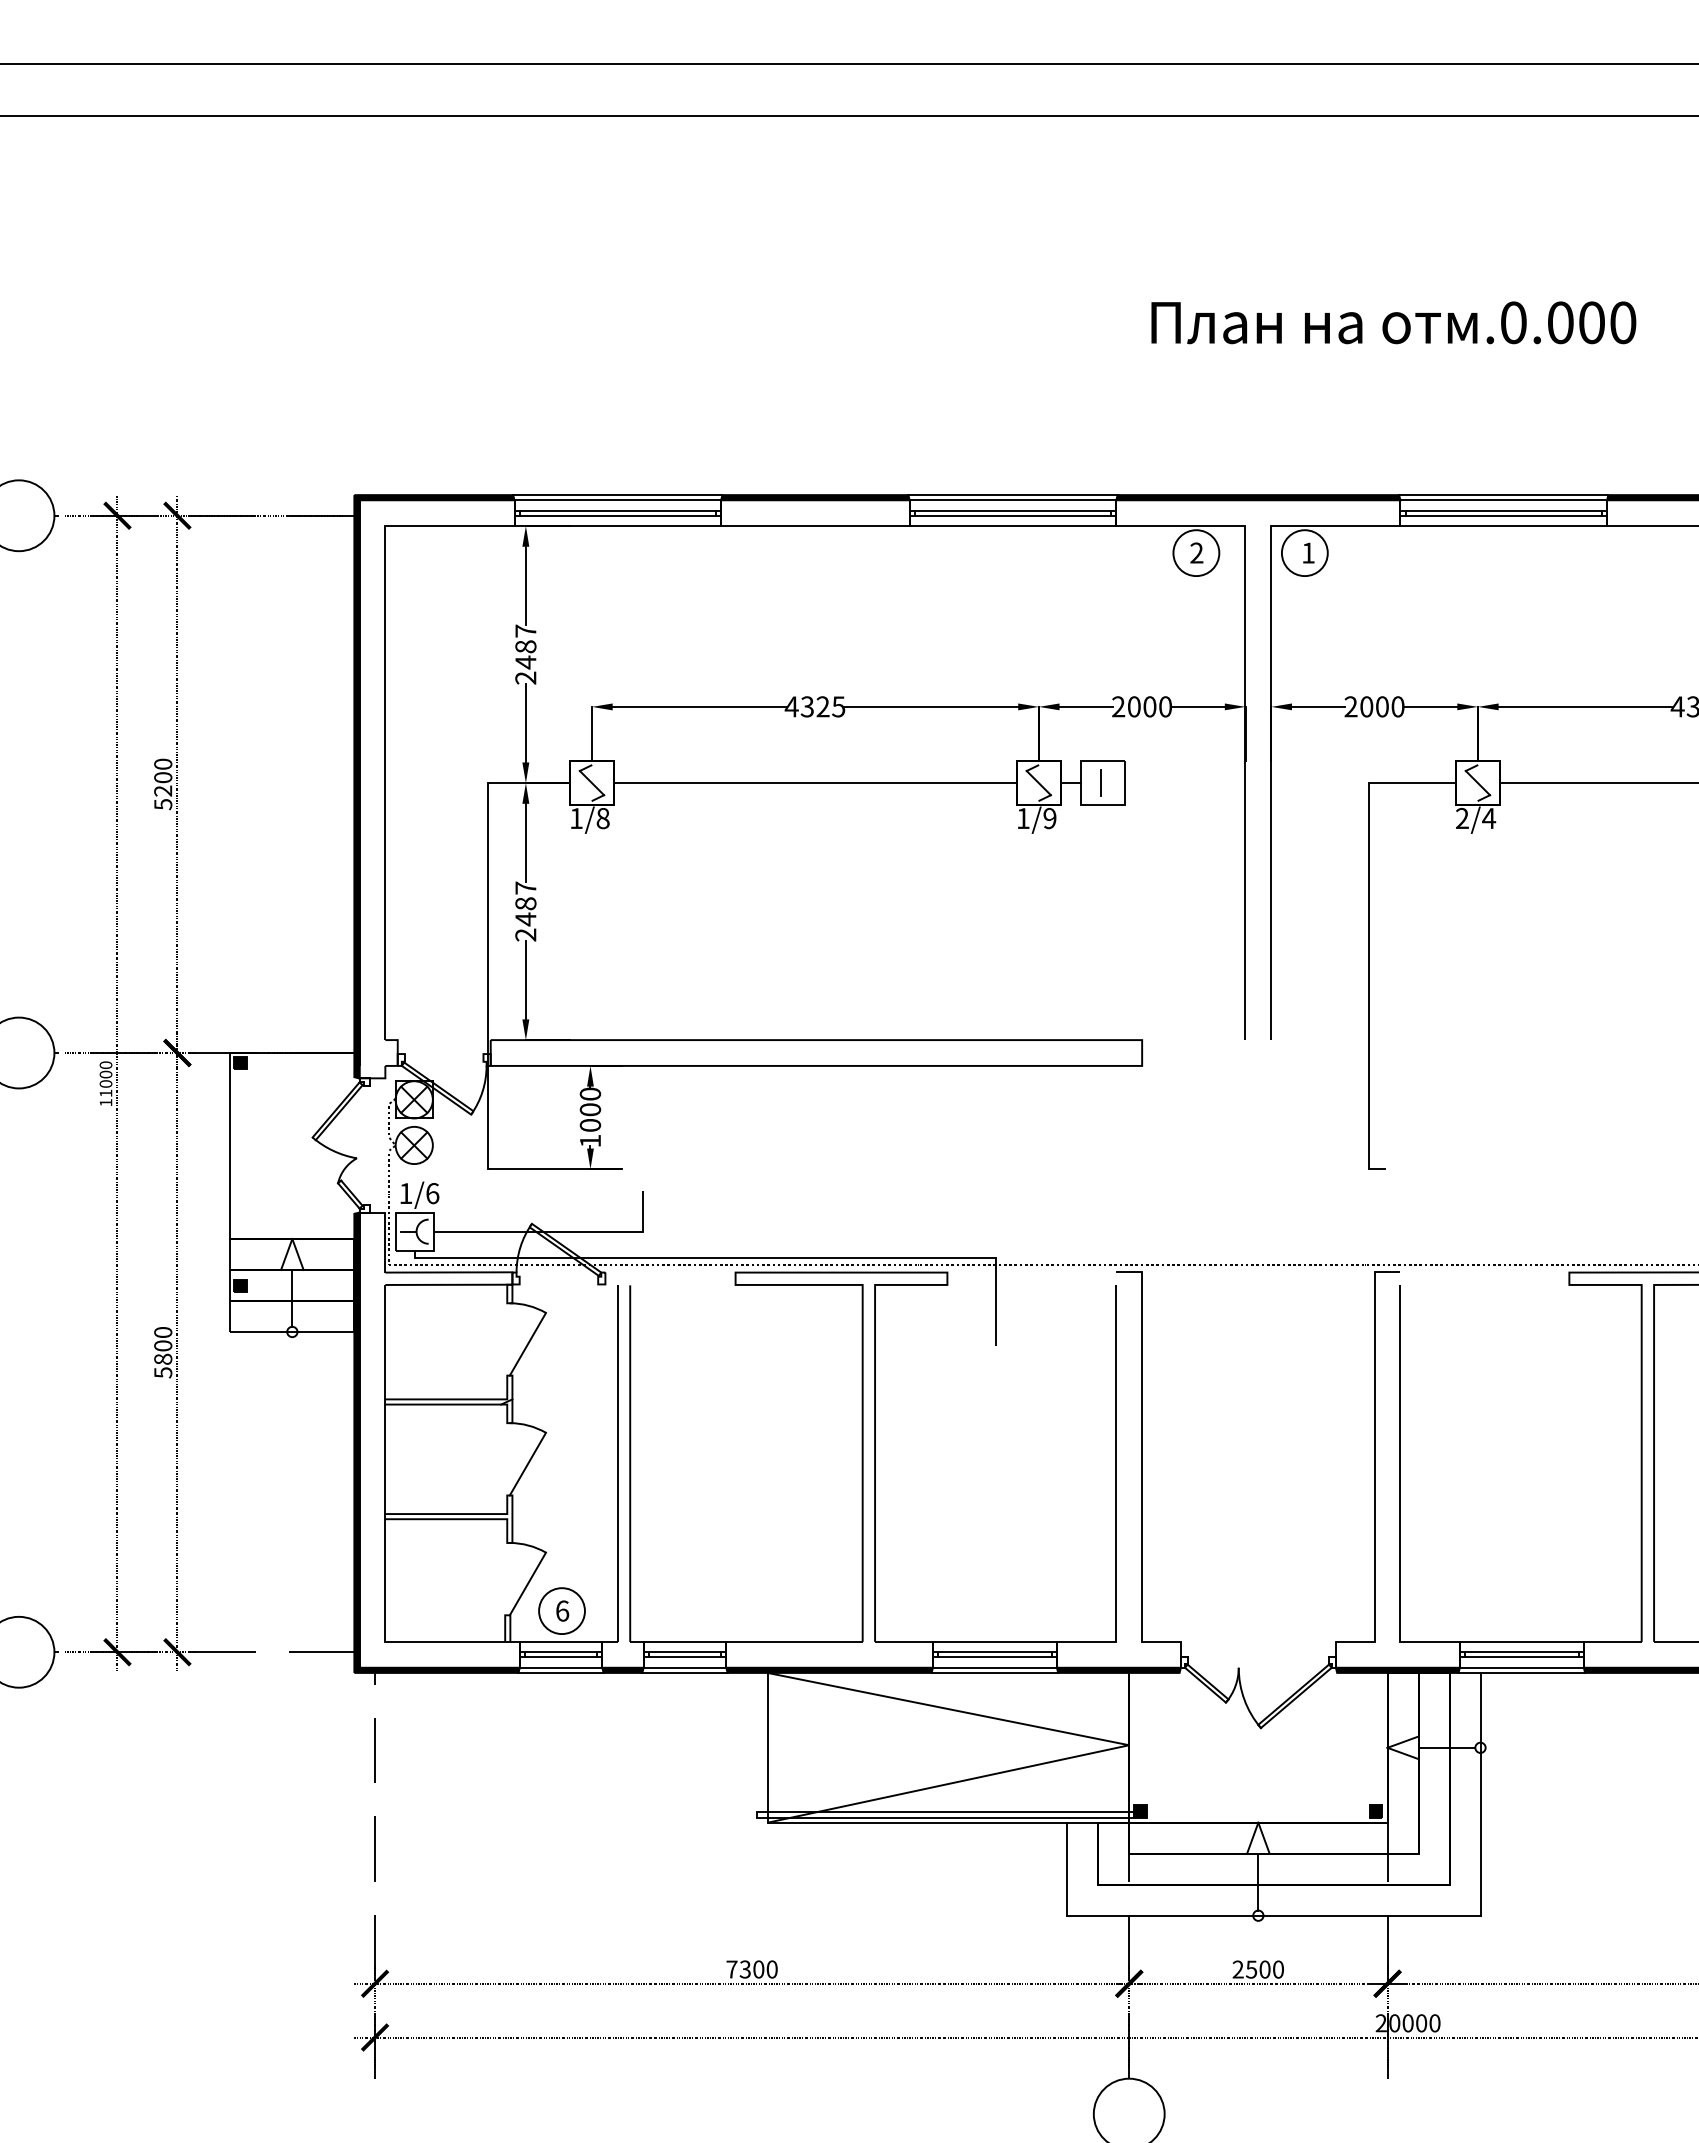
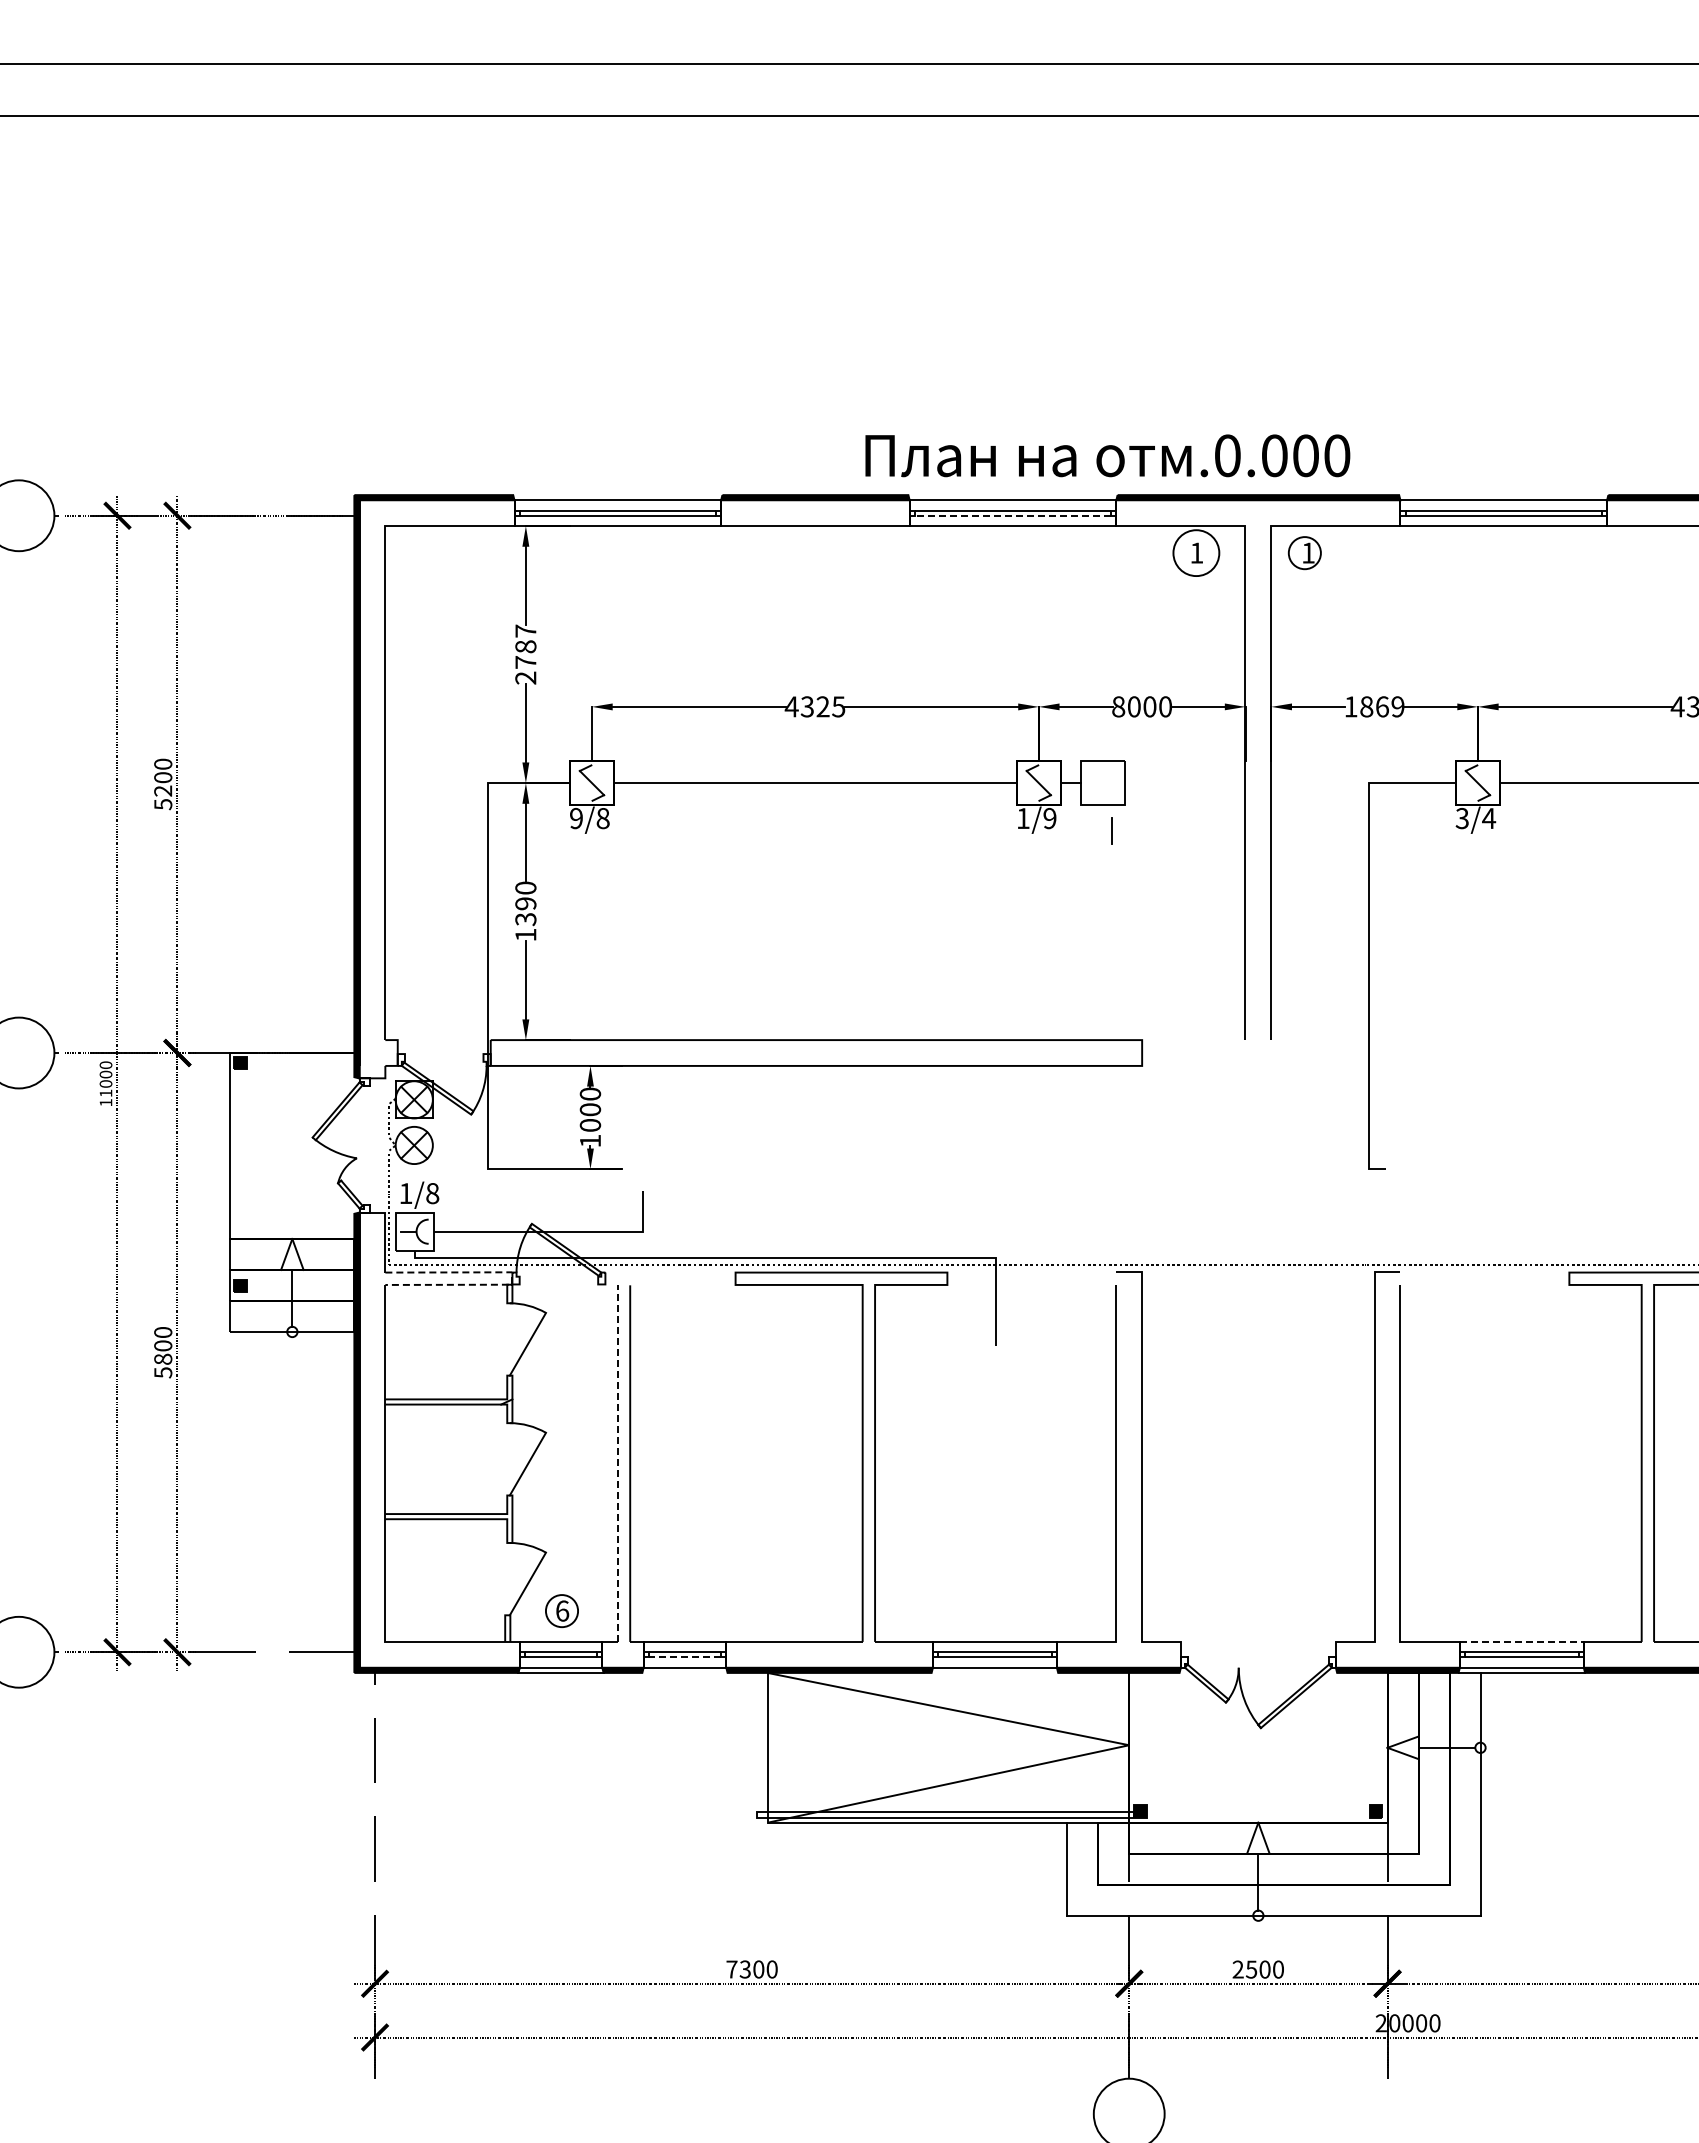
text position: (1393, 322) -> (1107, 455) (1107, 455)
line: present -> none (617, 495)
line: present -> none (1012, 495)
line: present -> none (1503, 495)
line: solid -> dashed (1012, 515)
text: \c0;2 -> \c0;1 (1196, 552)
circle diameter: 46 px -> 32 px (1304, 553)
text: 2487 -> 2787 (525, 662)
text: 2000 -> 8000 (1118, 706)
text: 2000 -> 1869 (1374, 706)
line position: (1100, 782) -> (1111, 830) (1111, 830)
text: 1 -> 9 (576, 818)
text: 2 -> 3 (1461, 818)
text: 2487 -> 1390 (525, 911)
text: 6 -> 8 (432, 1193)
line: solid -> dashed (512, 1278)
line: solid -> dashed (617, 1463)
circle diameter: 46 px -> 32 px (561, 1611)
line: solid -> dashed (1521, 1641)
line: solid -> dashed (684, 1657)
line: present -> none (684, 1672)
line: present -> none (994, 1672)
